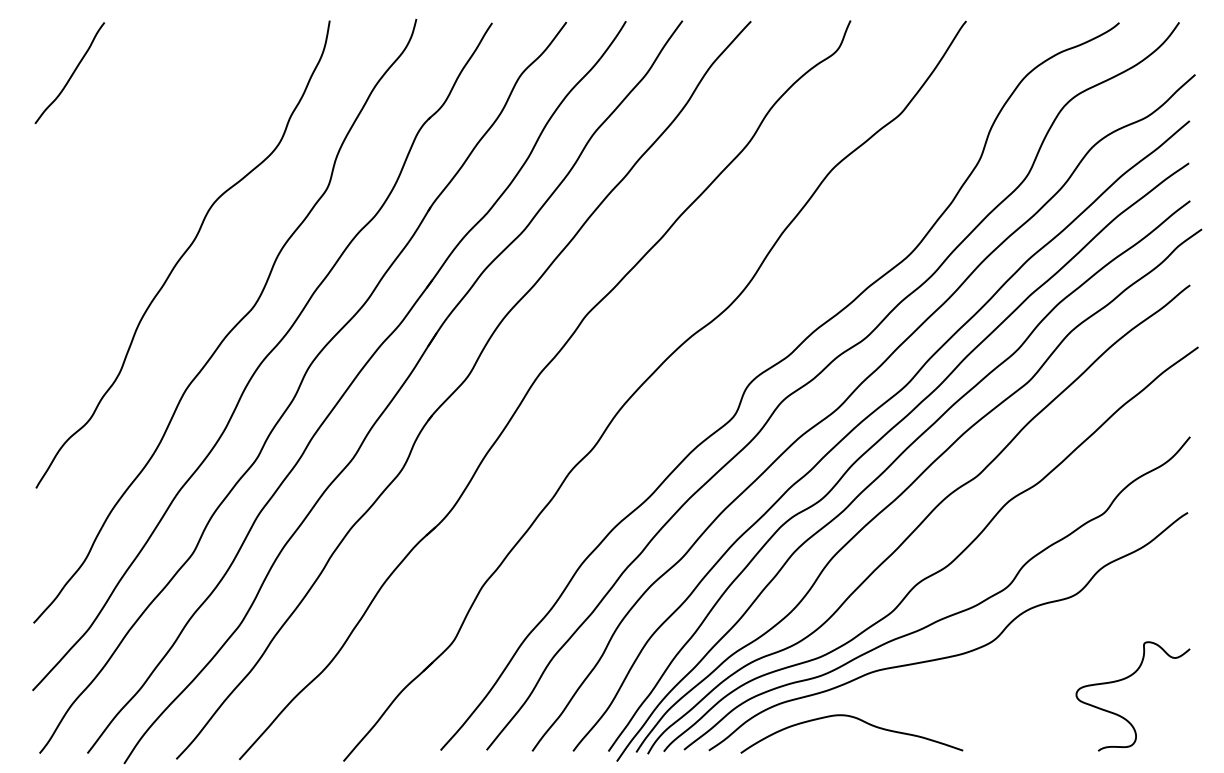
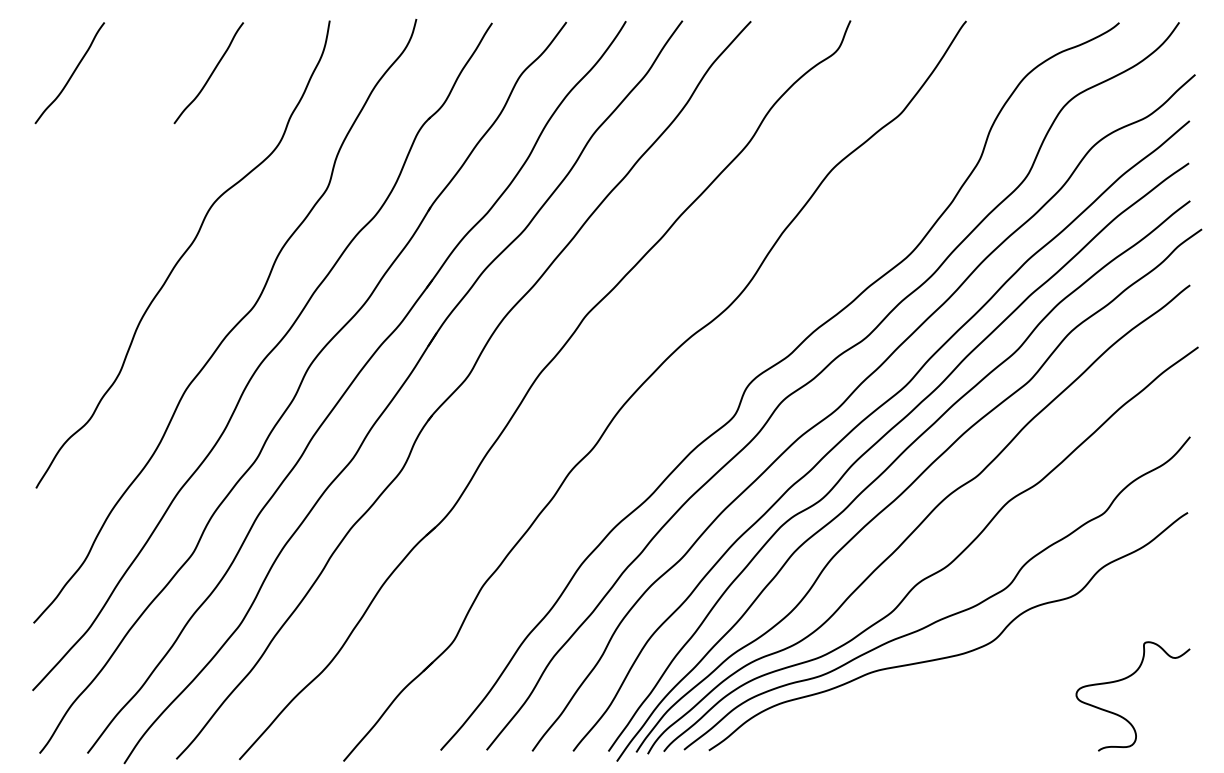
curve: none -> present (210, 74)
curve: present -> none (856, 719)
